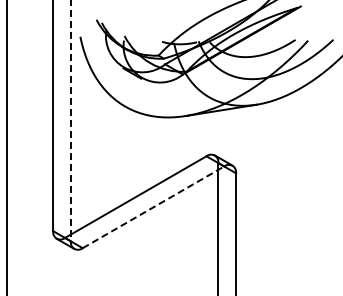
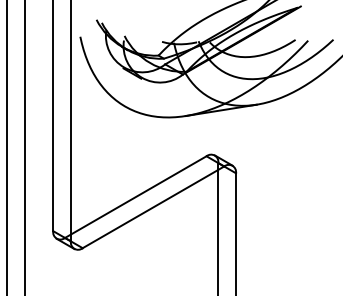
line: dashed -> solid (70, 121)
line: none -> present (24, 147)
line: dashed -> solid (153, 207)
